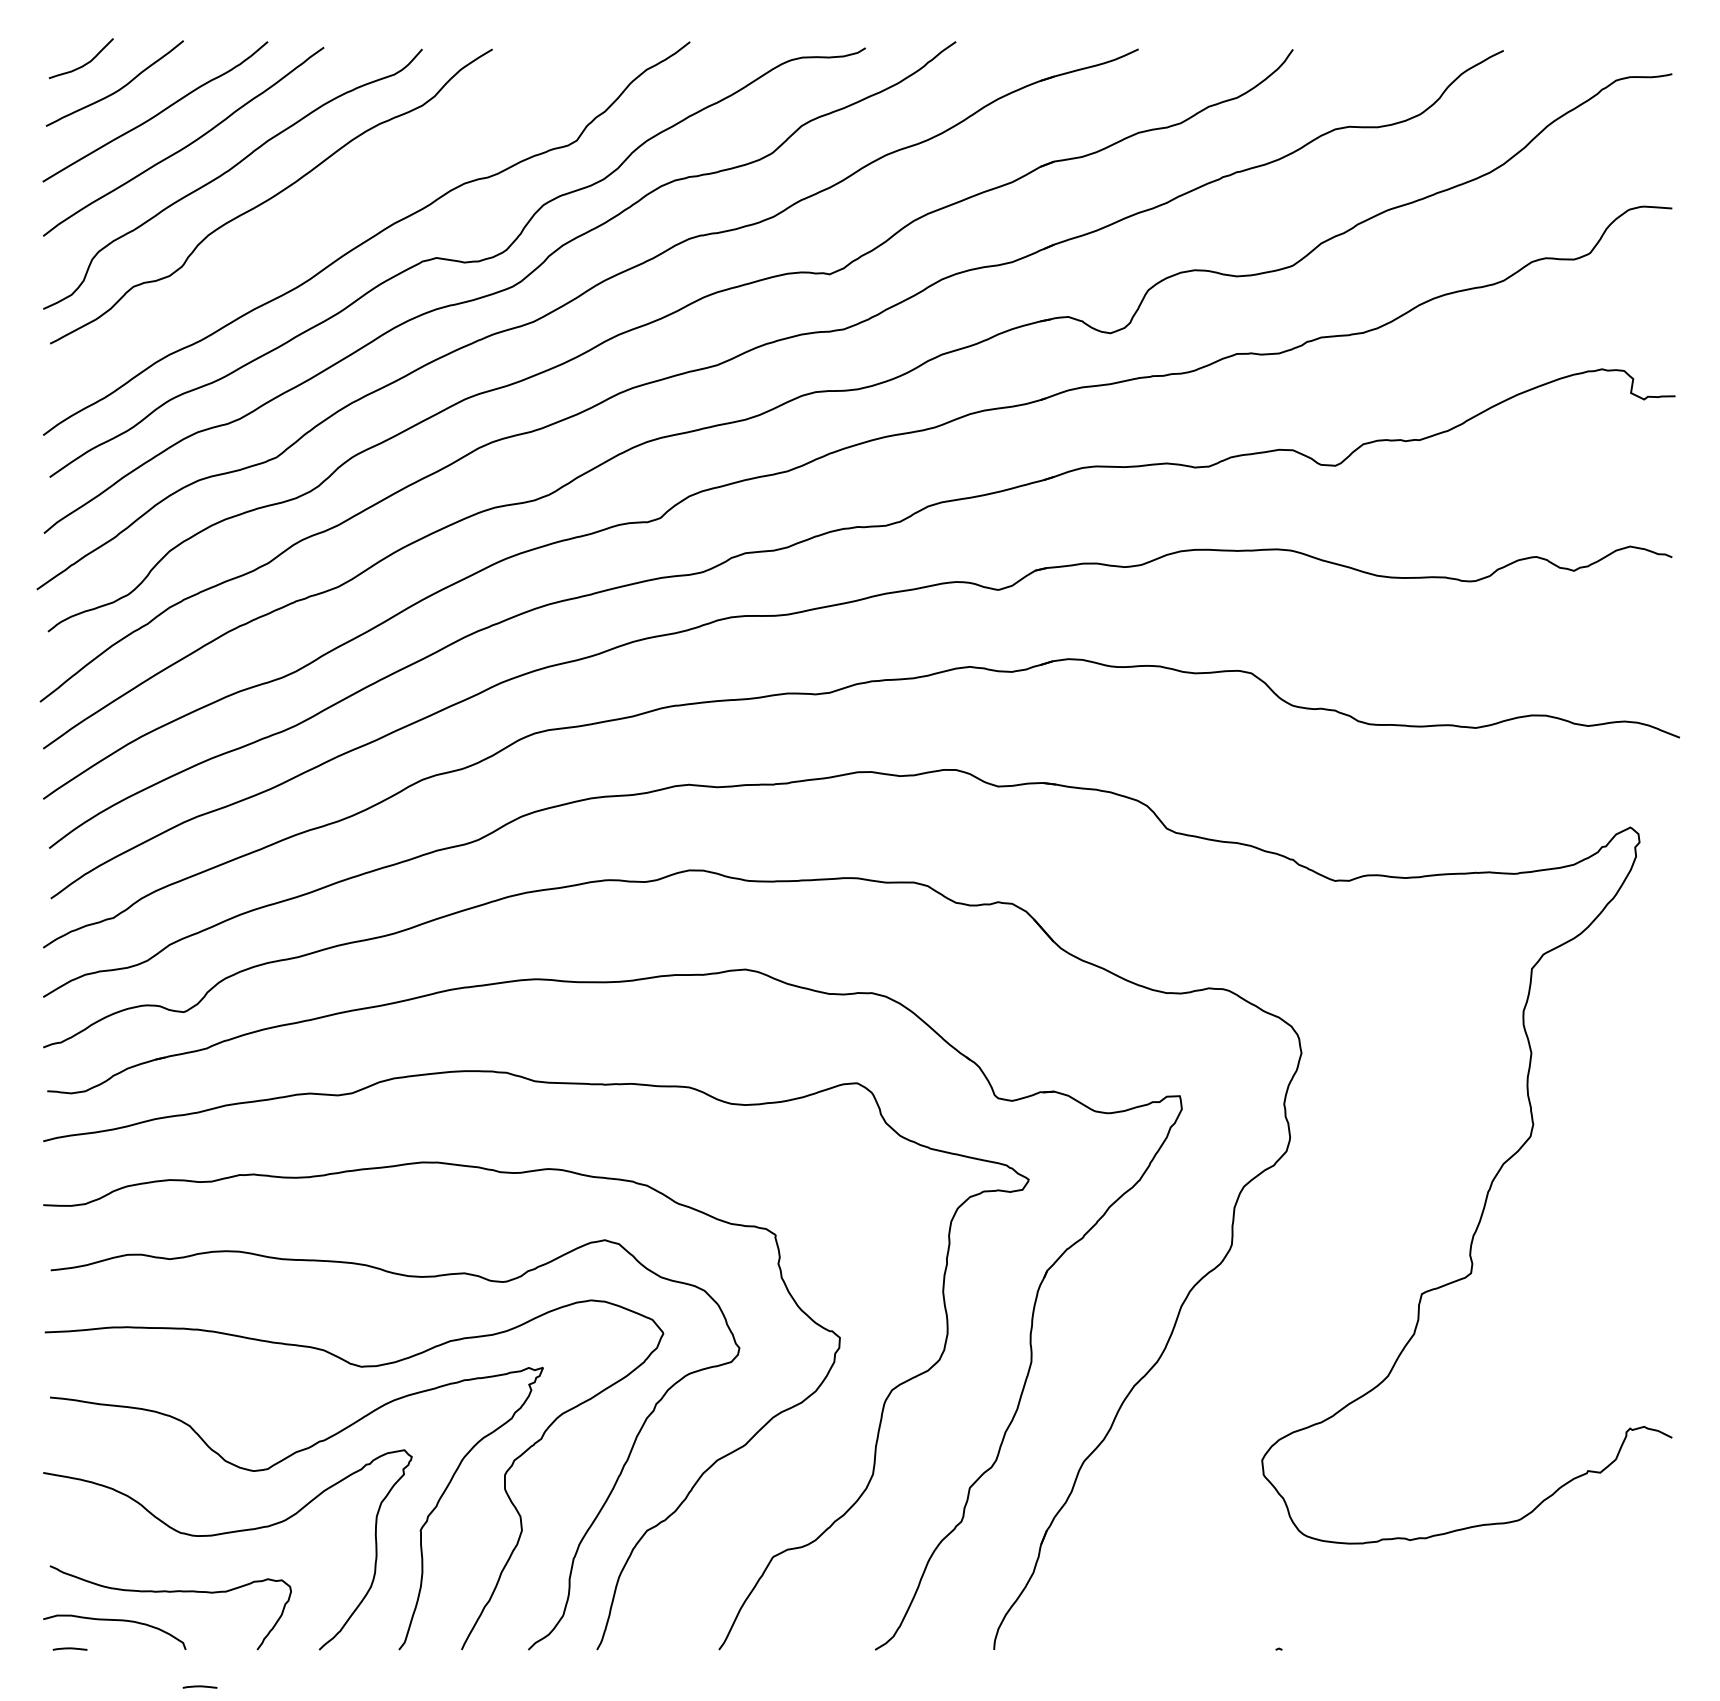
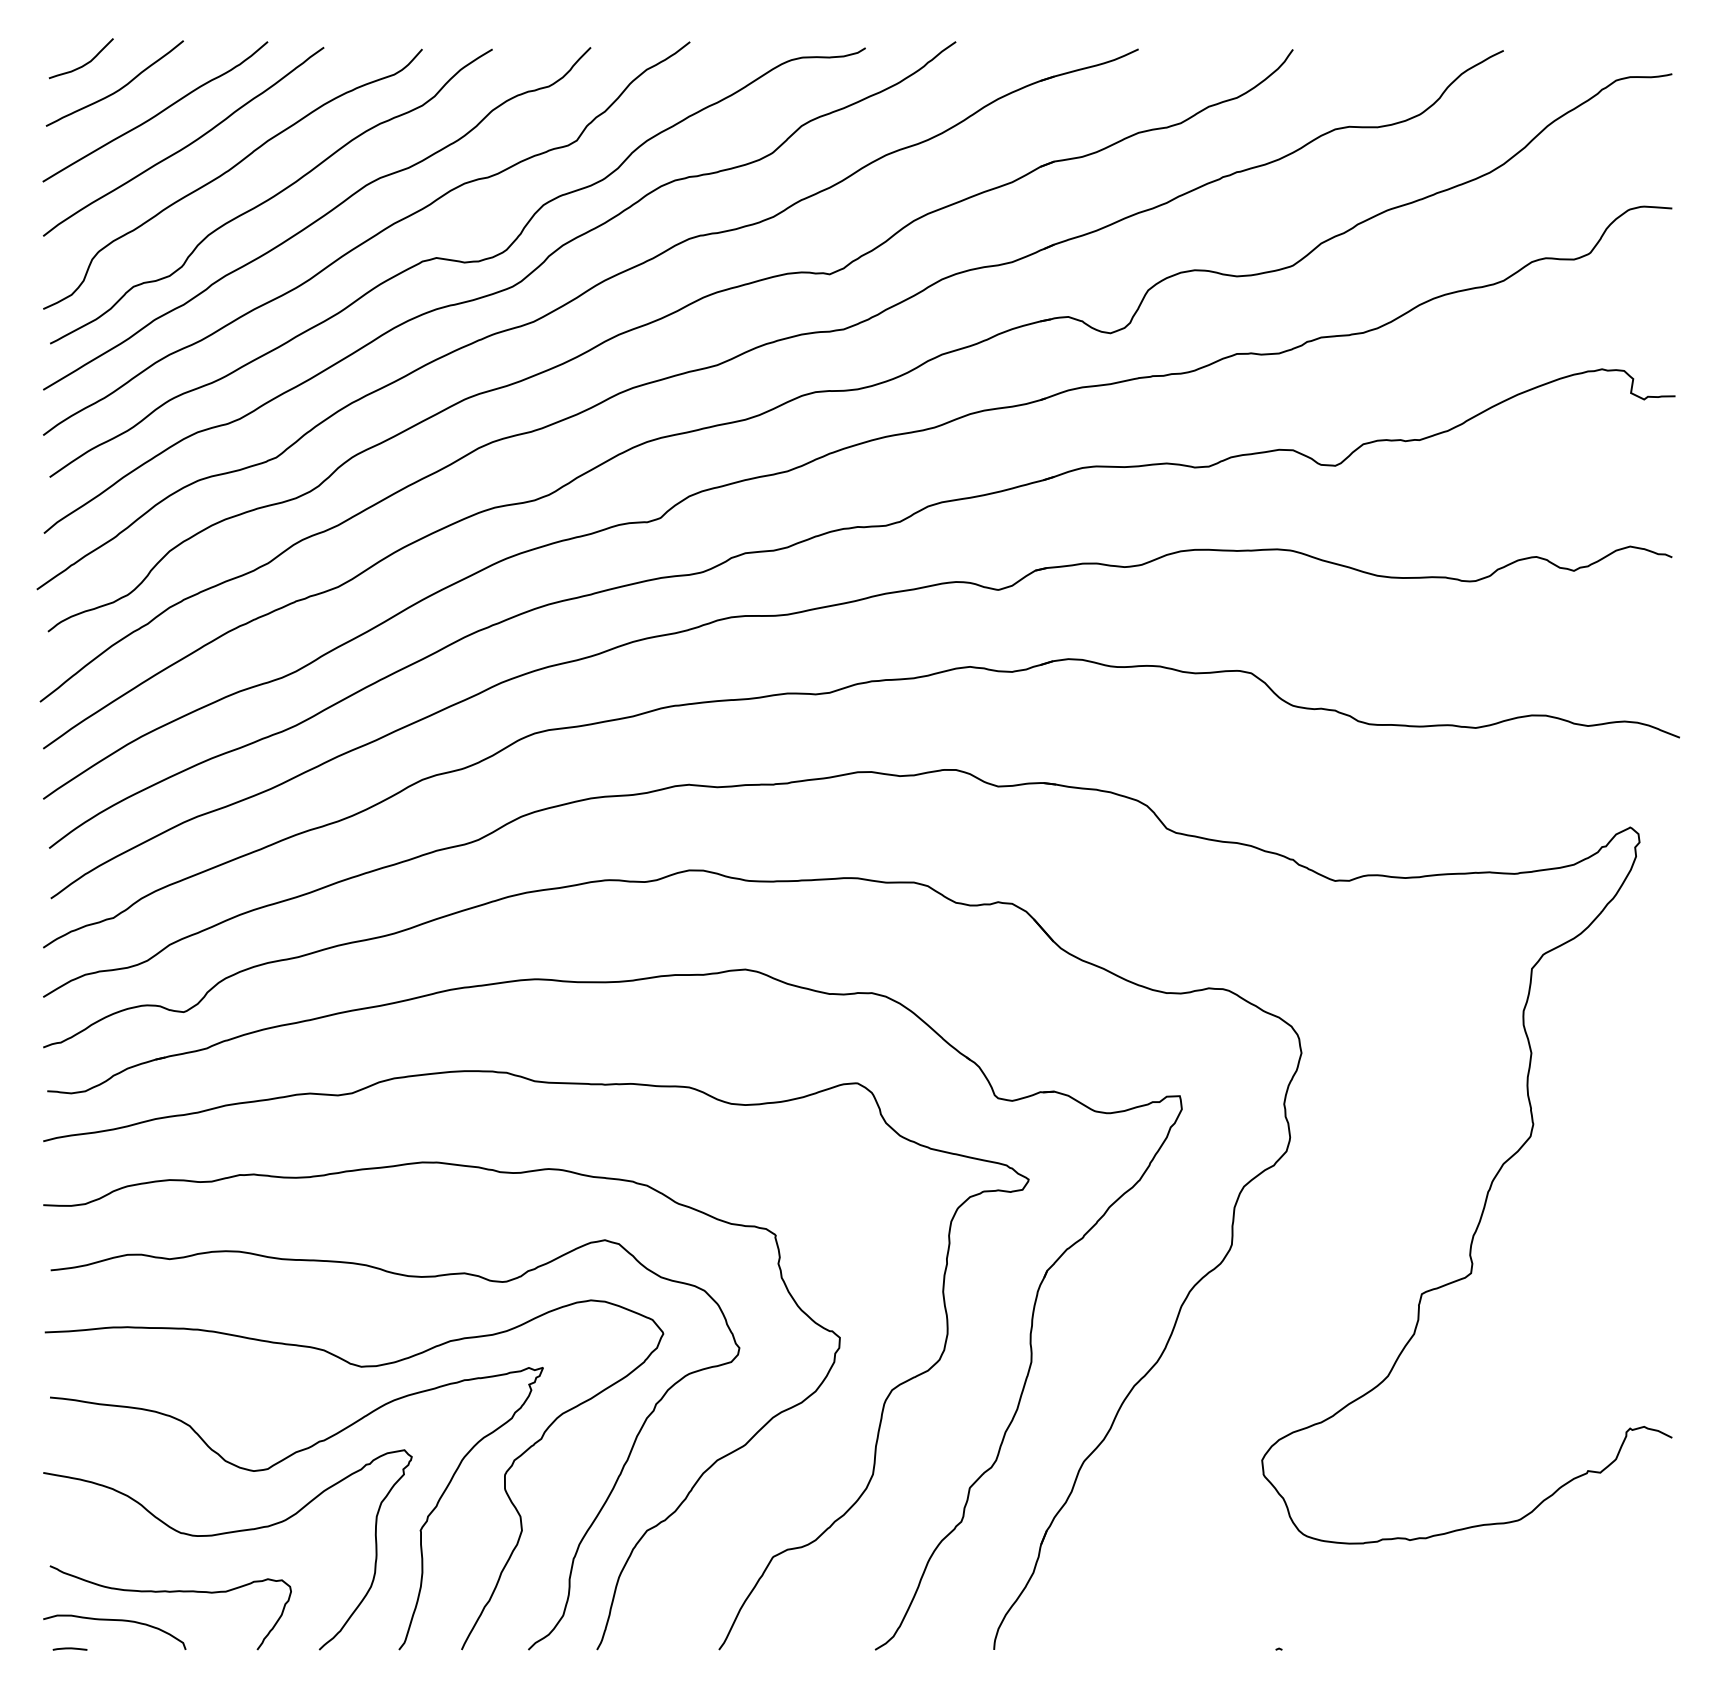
curve: none -> present (318, 218)
line: present -> none (199, 1686)
